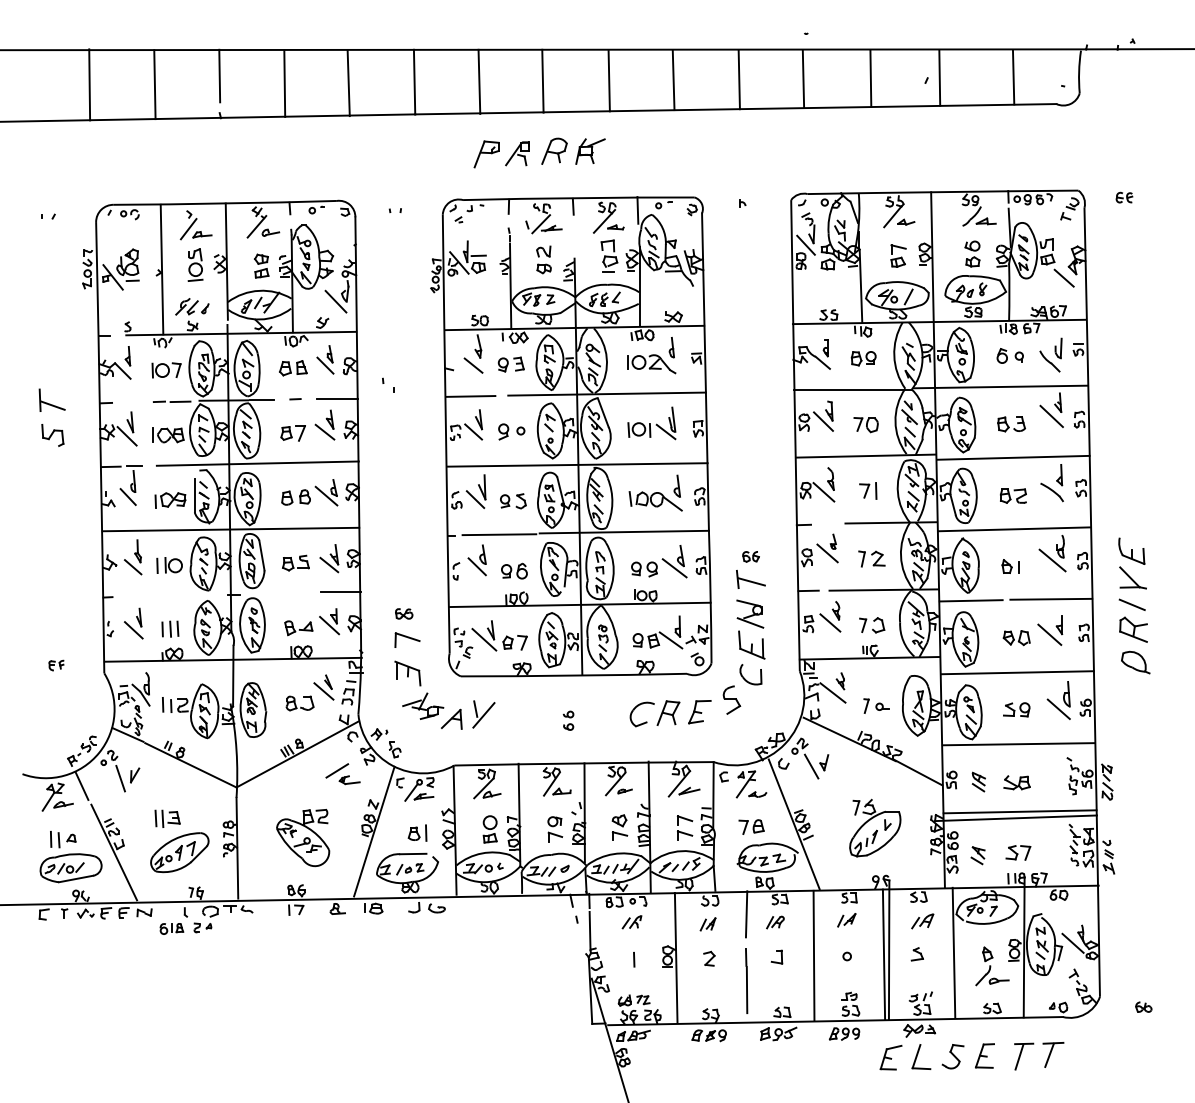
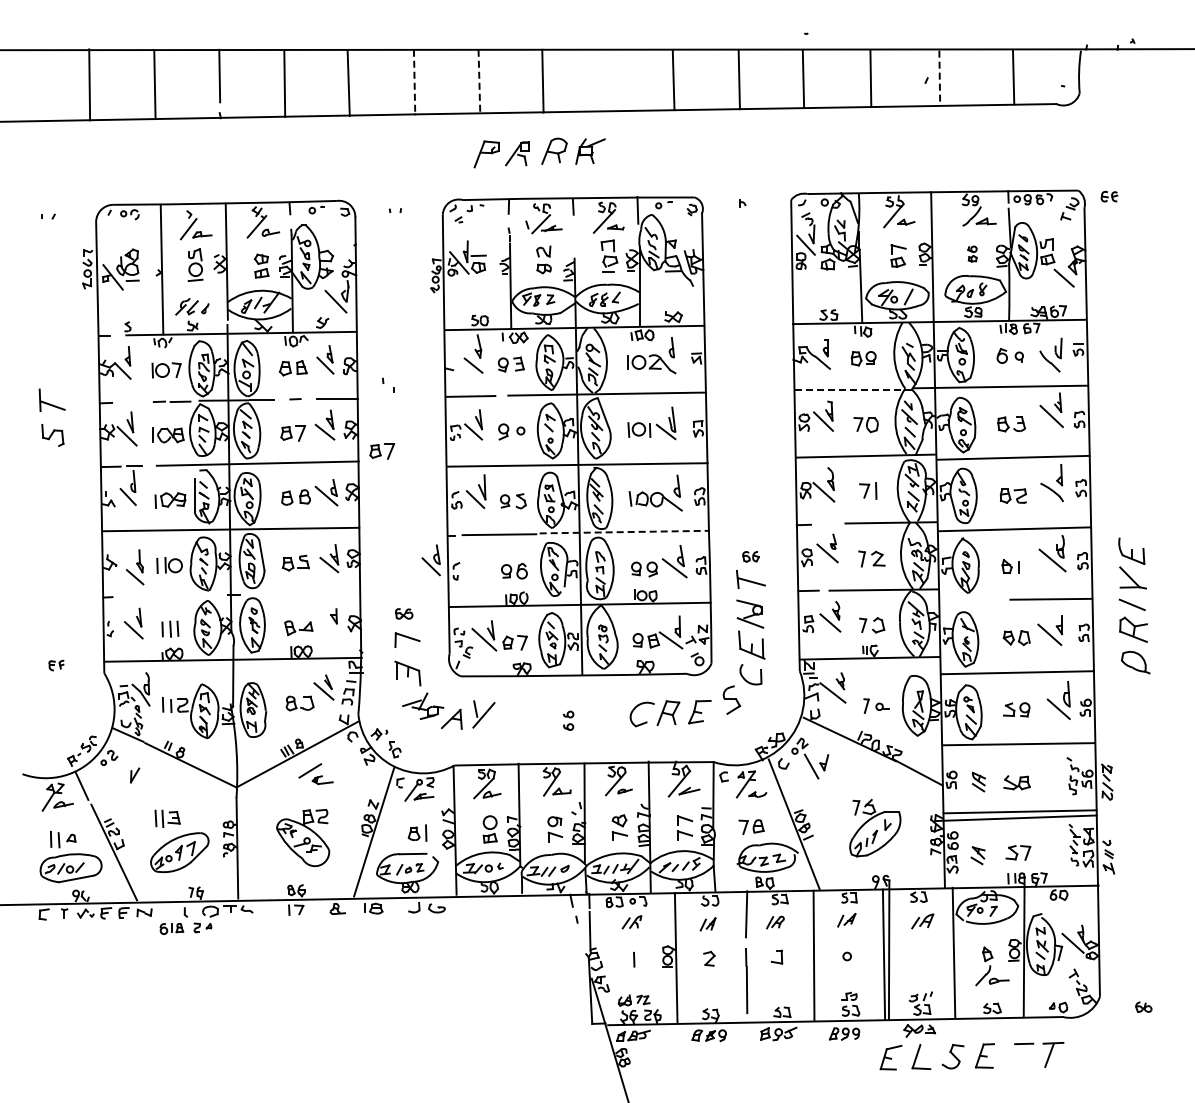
line: solid -> dashed (939, 78)
line: present -> none (608, 81)
line: solid -> dashed (414, 82)
line: solid -> dashed (479, 82)
part position: (1124, 197) -> (1109, 196) (1109, 196)
part size: 17x28 px -> 11x18 px (972, 253)
line: solid -> dashed (852, 389)
part: none -> present (381, 451)
line: solid -> dashed (624, 532)
part position: (133, 557) -> (135, 567) (135, 567)
part position: (476, 560) -> (430, 560) (430, 560)
line: present -> none (340, 592)
line: present -> none (970, 600)
line: present -> none (329, 625)
part position: (342, 774) -> (315, 774) (315, 774)
line: present -> none (120, 778)
part: present -> none (916, 954)
line: present -> none (1019, 1057)
